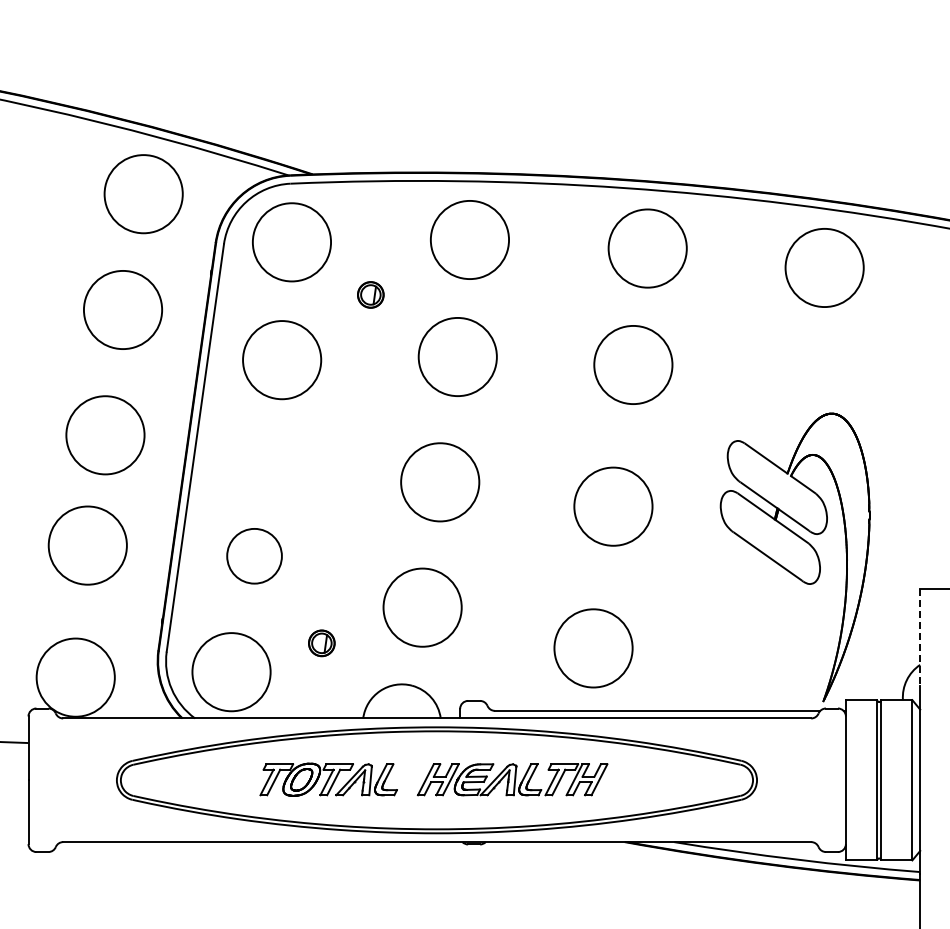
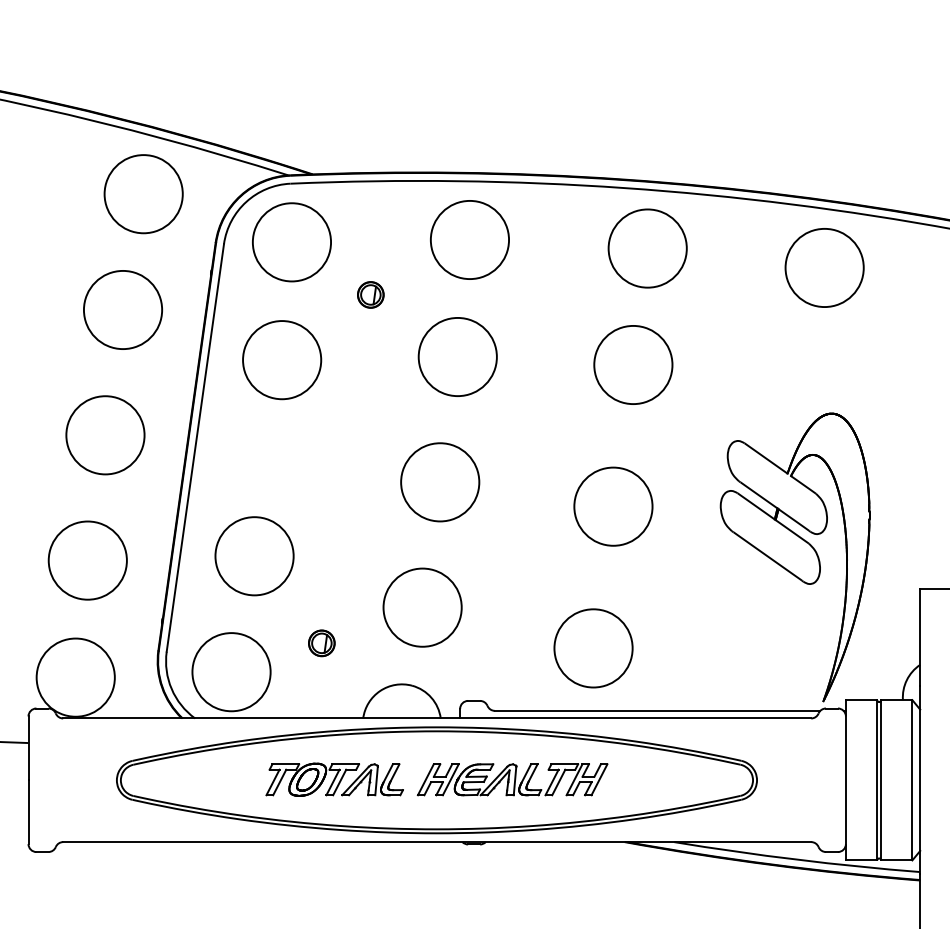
circle position: (87, 545) -> (87, 560) (87, 560)
circle diameter: 55 px -> 78 px (254, 556)
line: dashed -> solid (920, 637)
part position: (328, 779) -> (334, 779) (334, 779)
